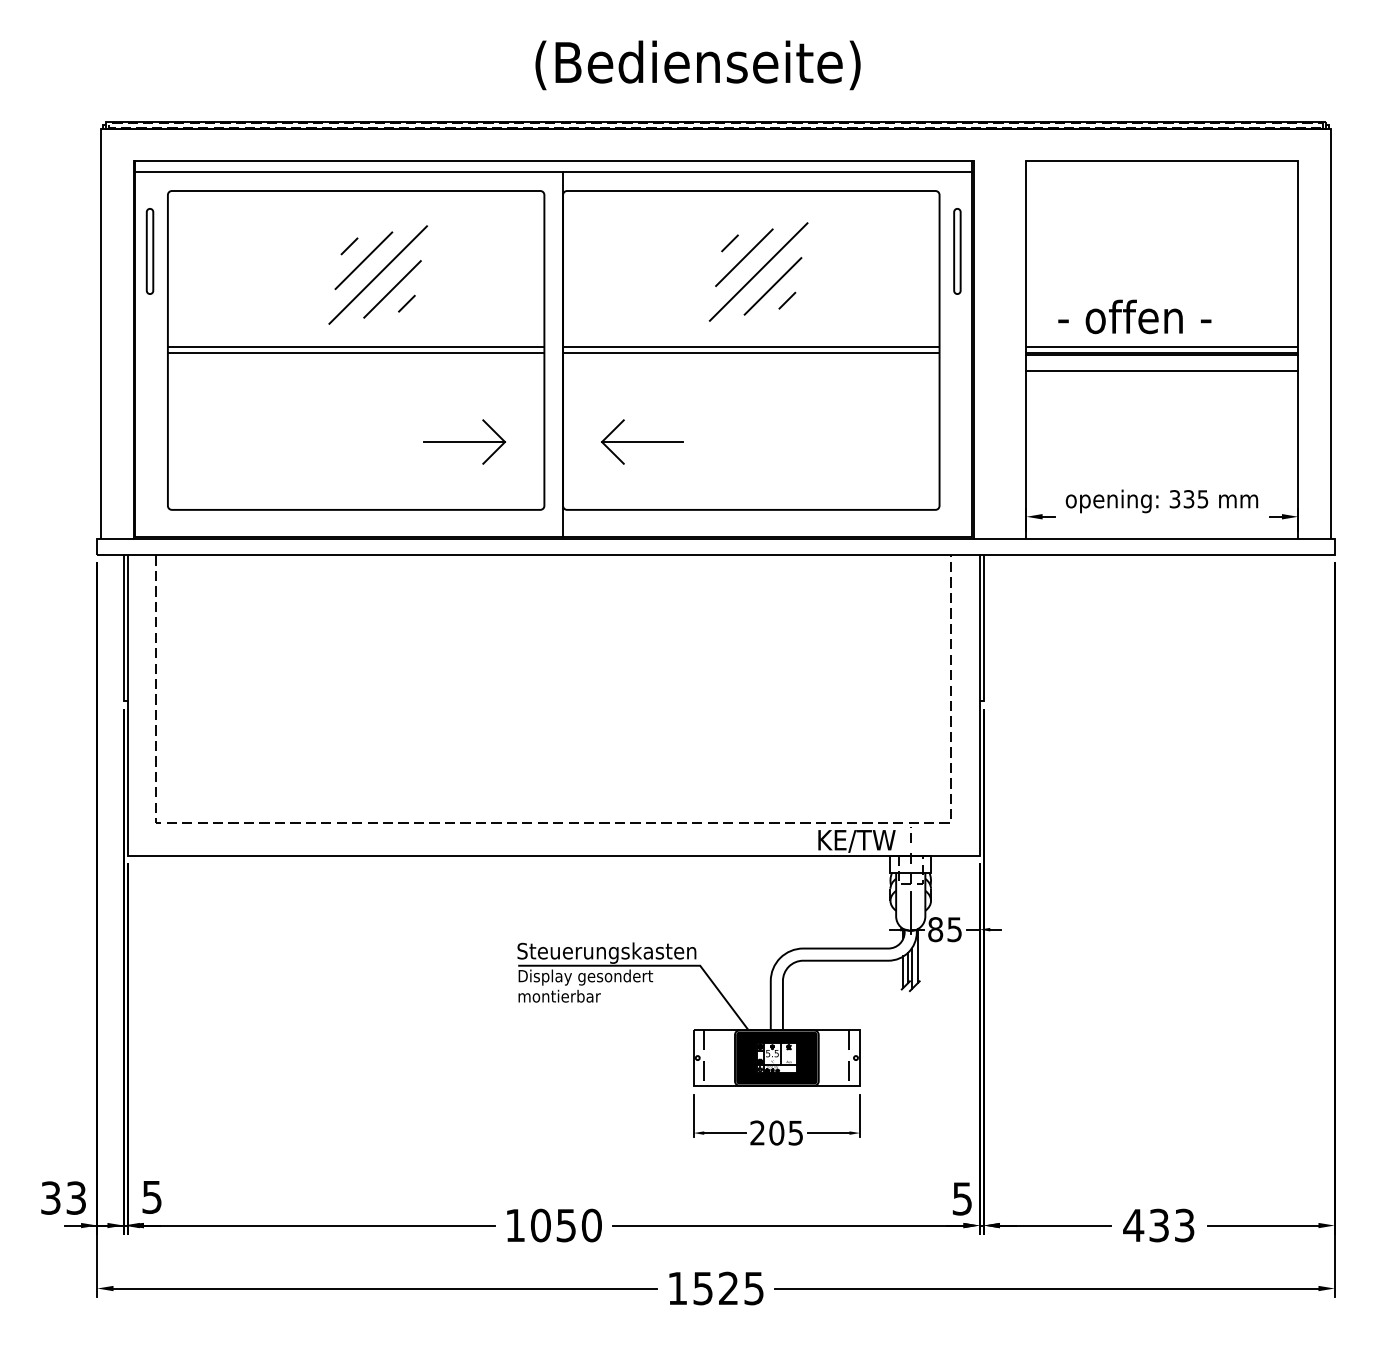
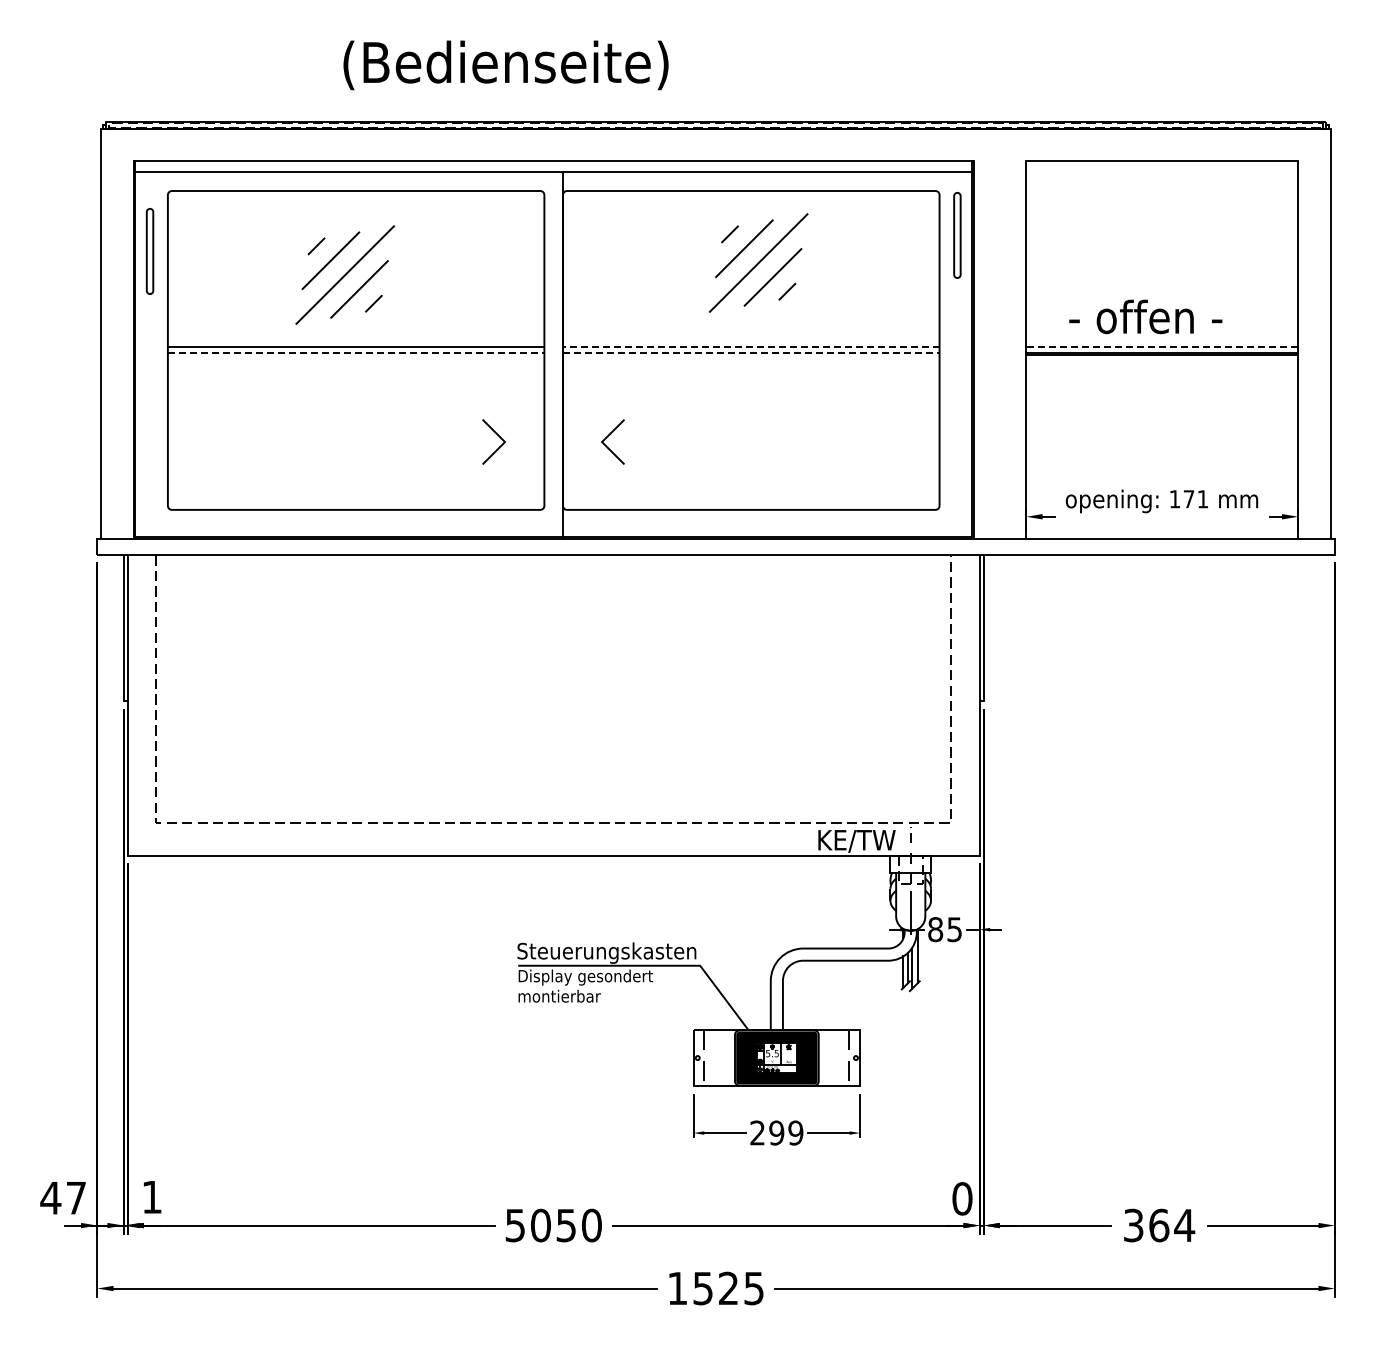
text position: (697, 65) -> (505, 65) (505, 65)
part position: (957, 251) -> (957, 235) (957, 235)
part position: (758, 271) -> (758, 262) (758, 262)
part position: (377, 274) -> (344, 274) (344, 274)
text position: (1134, 316) -> (1145, 316) (1145, 316)
line: solid -> dashed (750, 346)
line: solid -> dashed (1162, 346)
line: solid -> dashed (356, 353)
line: solid -> dashed (751, 353)
line: present -> none (1162, 371)
line: present -> none (464, 442)
line: present -> none (642, 442)
text: 335 -> 171 (1188, 499)
text: 205 -> 299 (786, 1132)
text: 33 -> 47 (62, 1197)
text: 5 -> 1 (151, 1197)
text: 5 -> 0 (962, 1198)
text: 1050 -> 5050 (514, 1225)
text: 433 -> 364 (1159, 1225)
